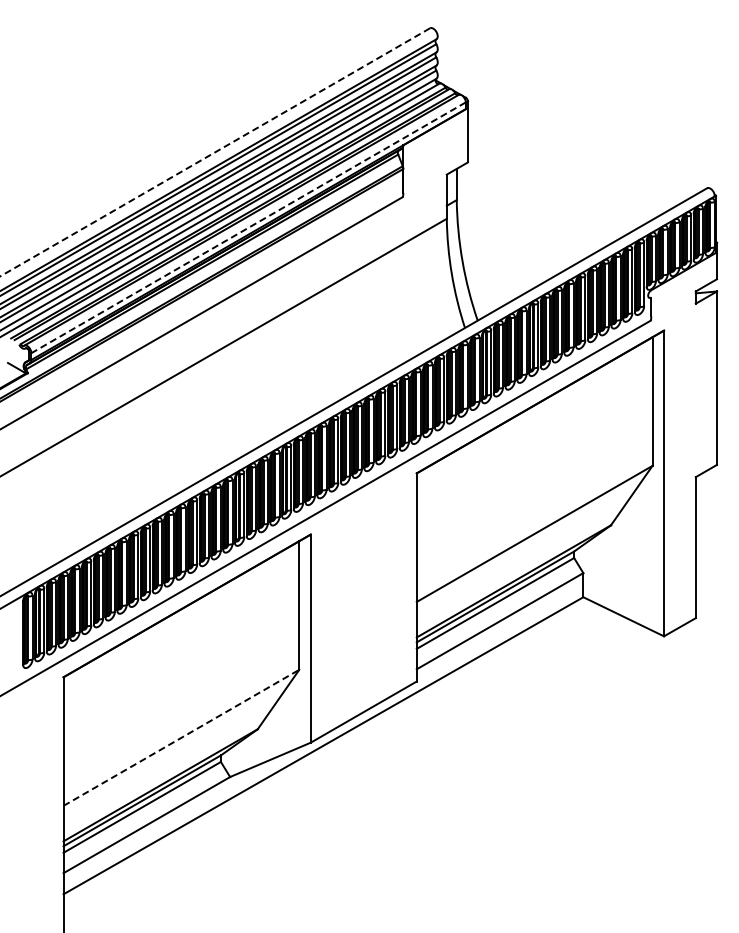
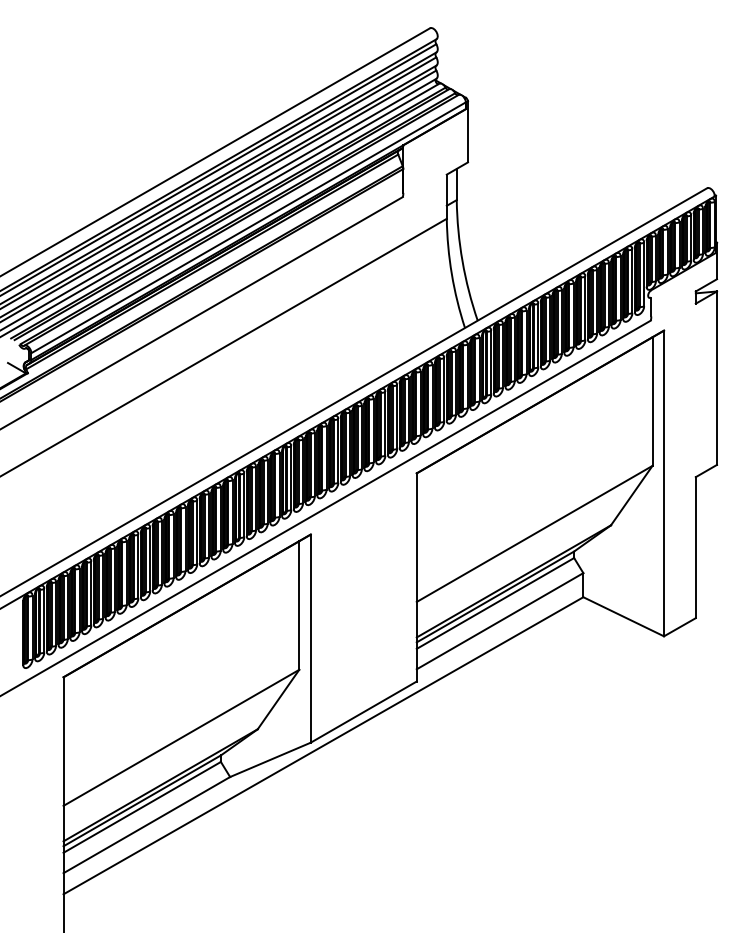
line: dashed -> solid (215, 152)
line: dashed -> solid (248, 227)
line: dashed -> solid (181, 737)
